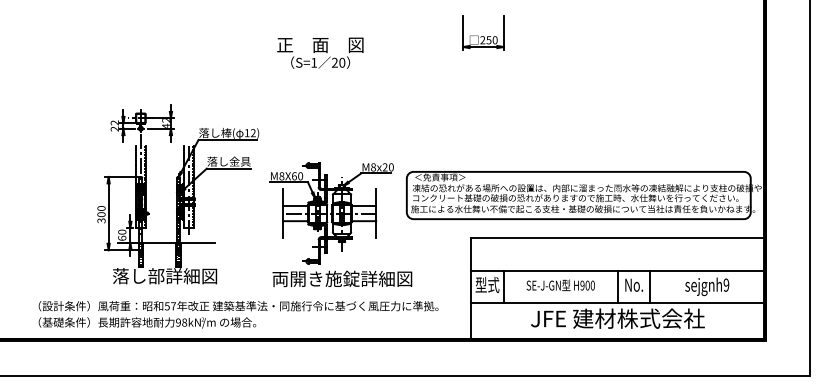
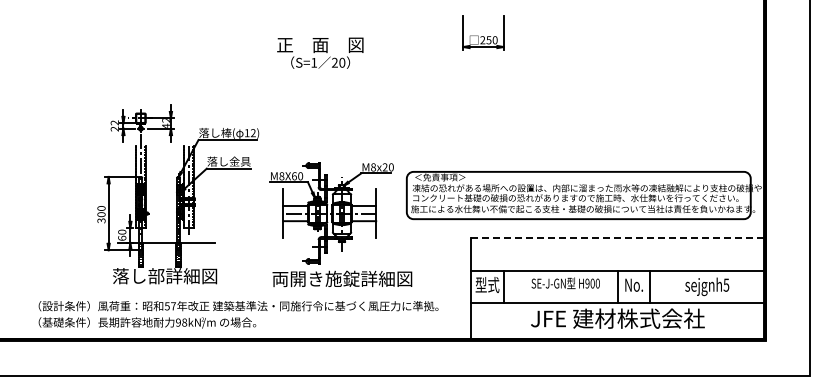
line: solid -> dashed (617, 238)
text: sejgnh9 -> sejgnh5 (726, 284)
text position: (560, 285) -> (565, 283) (565, 283)
